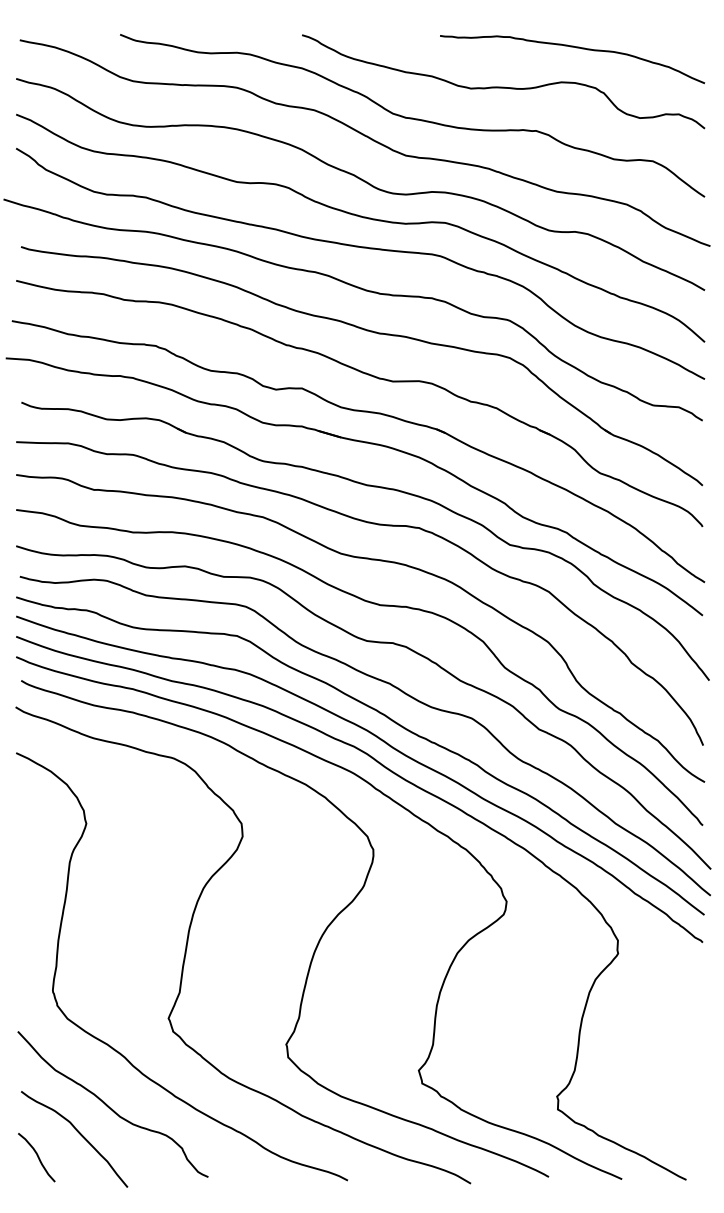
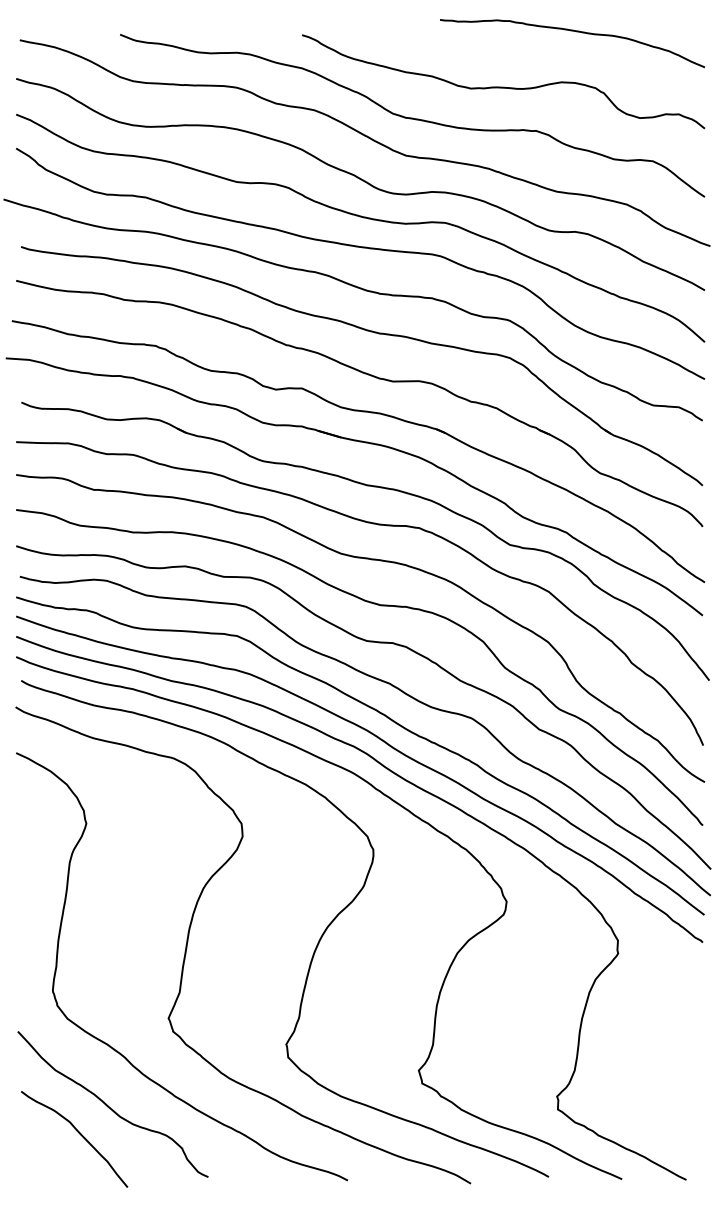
curve position: (576, 48) -> (576, 32) (576, 32)
curve: present -> none (37, 1157)
